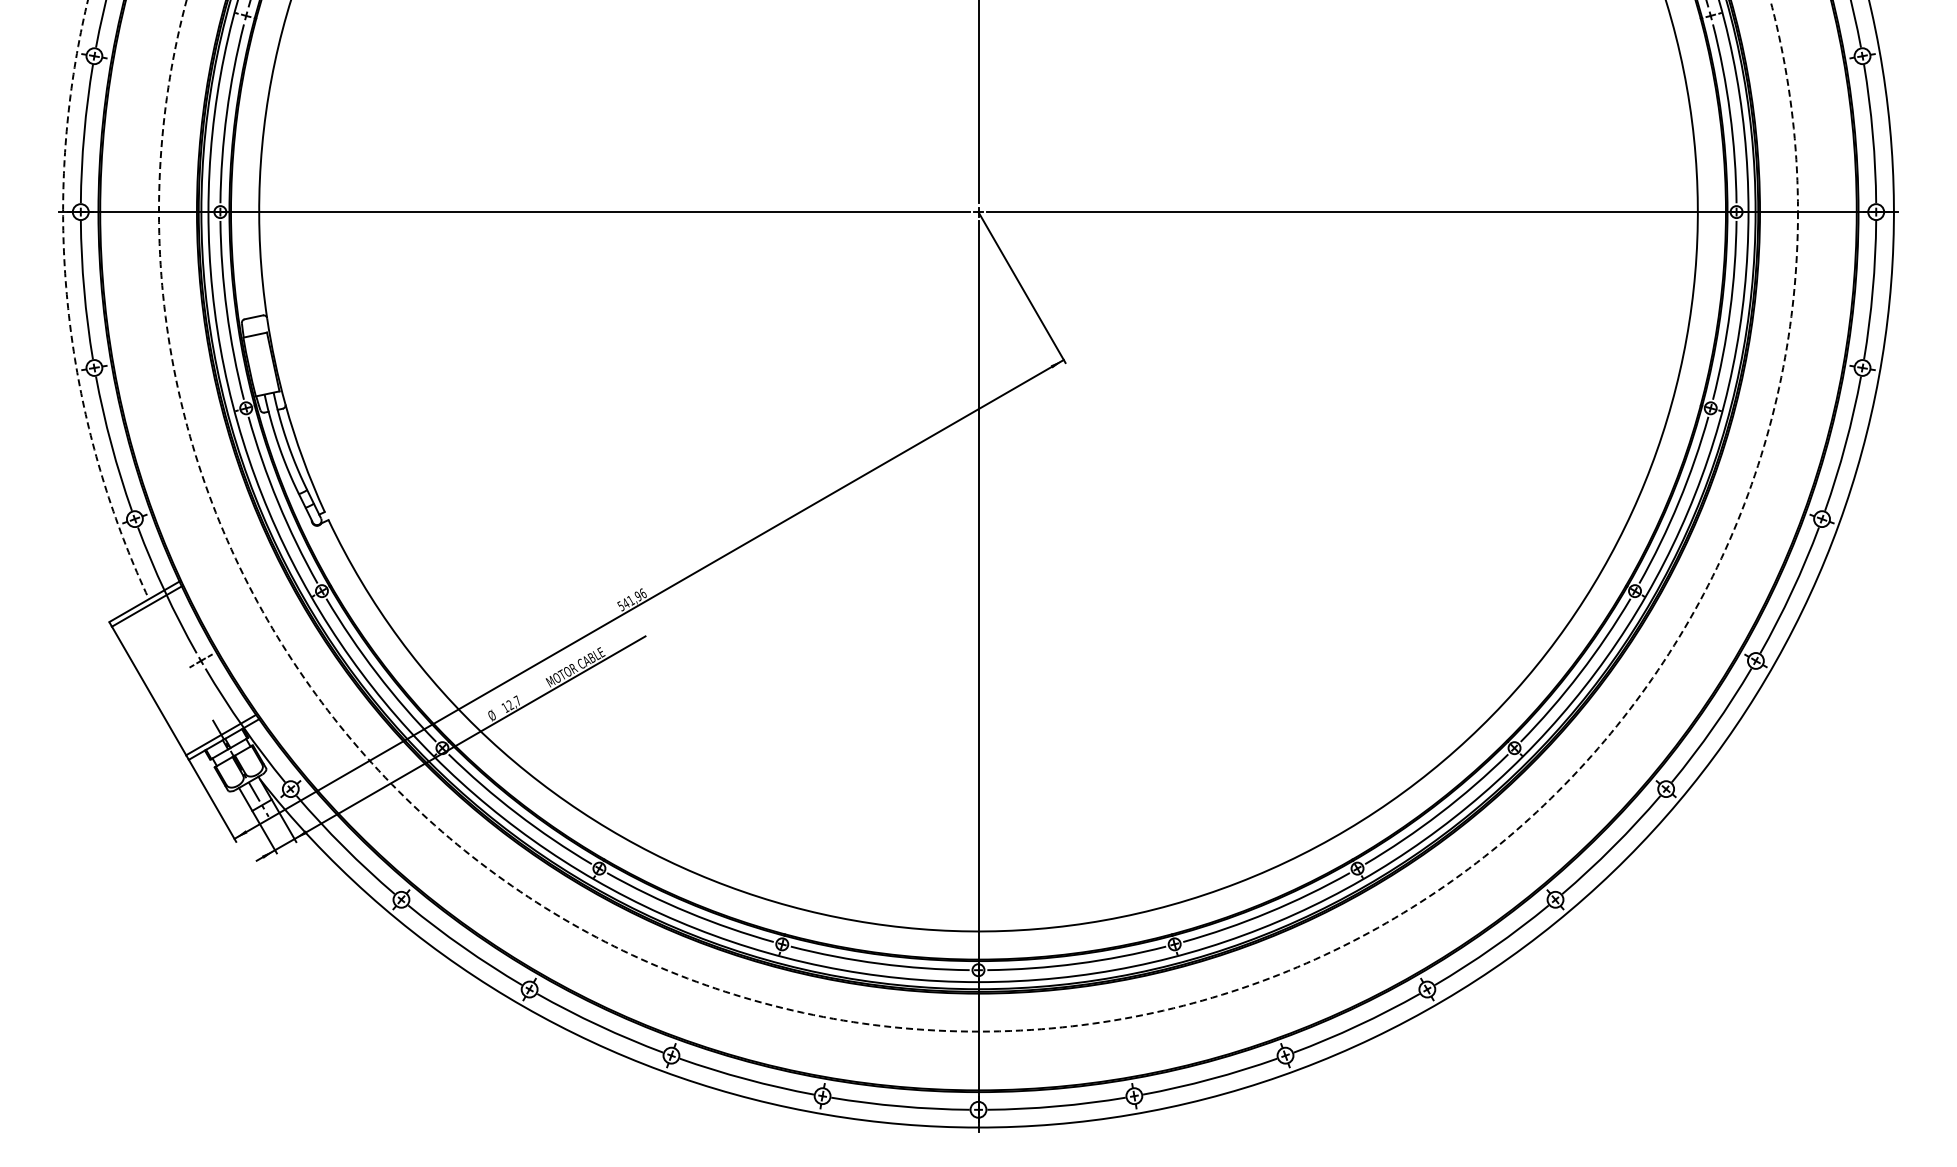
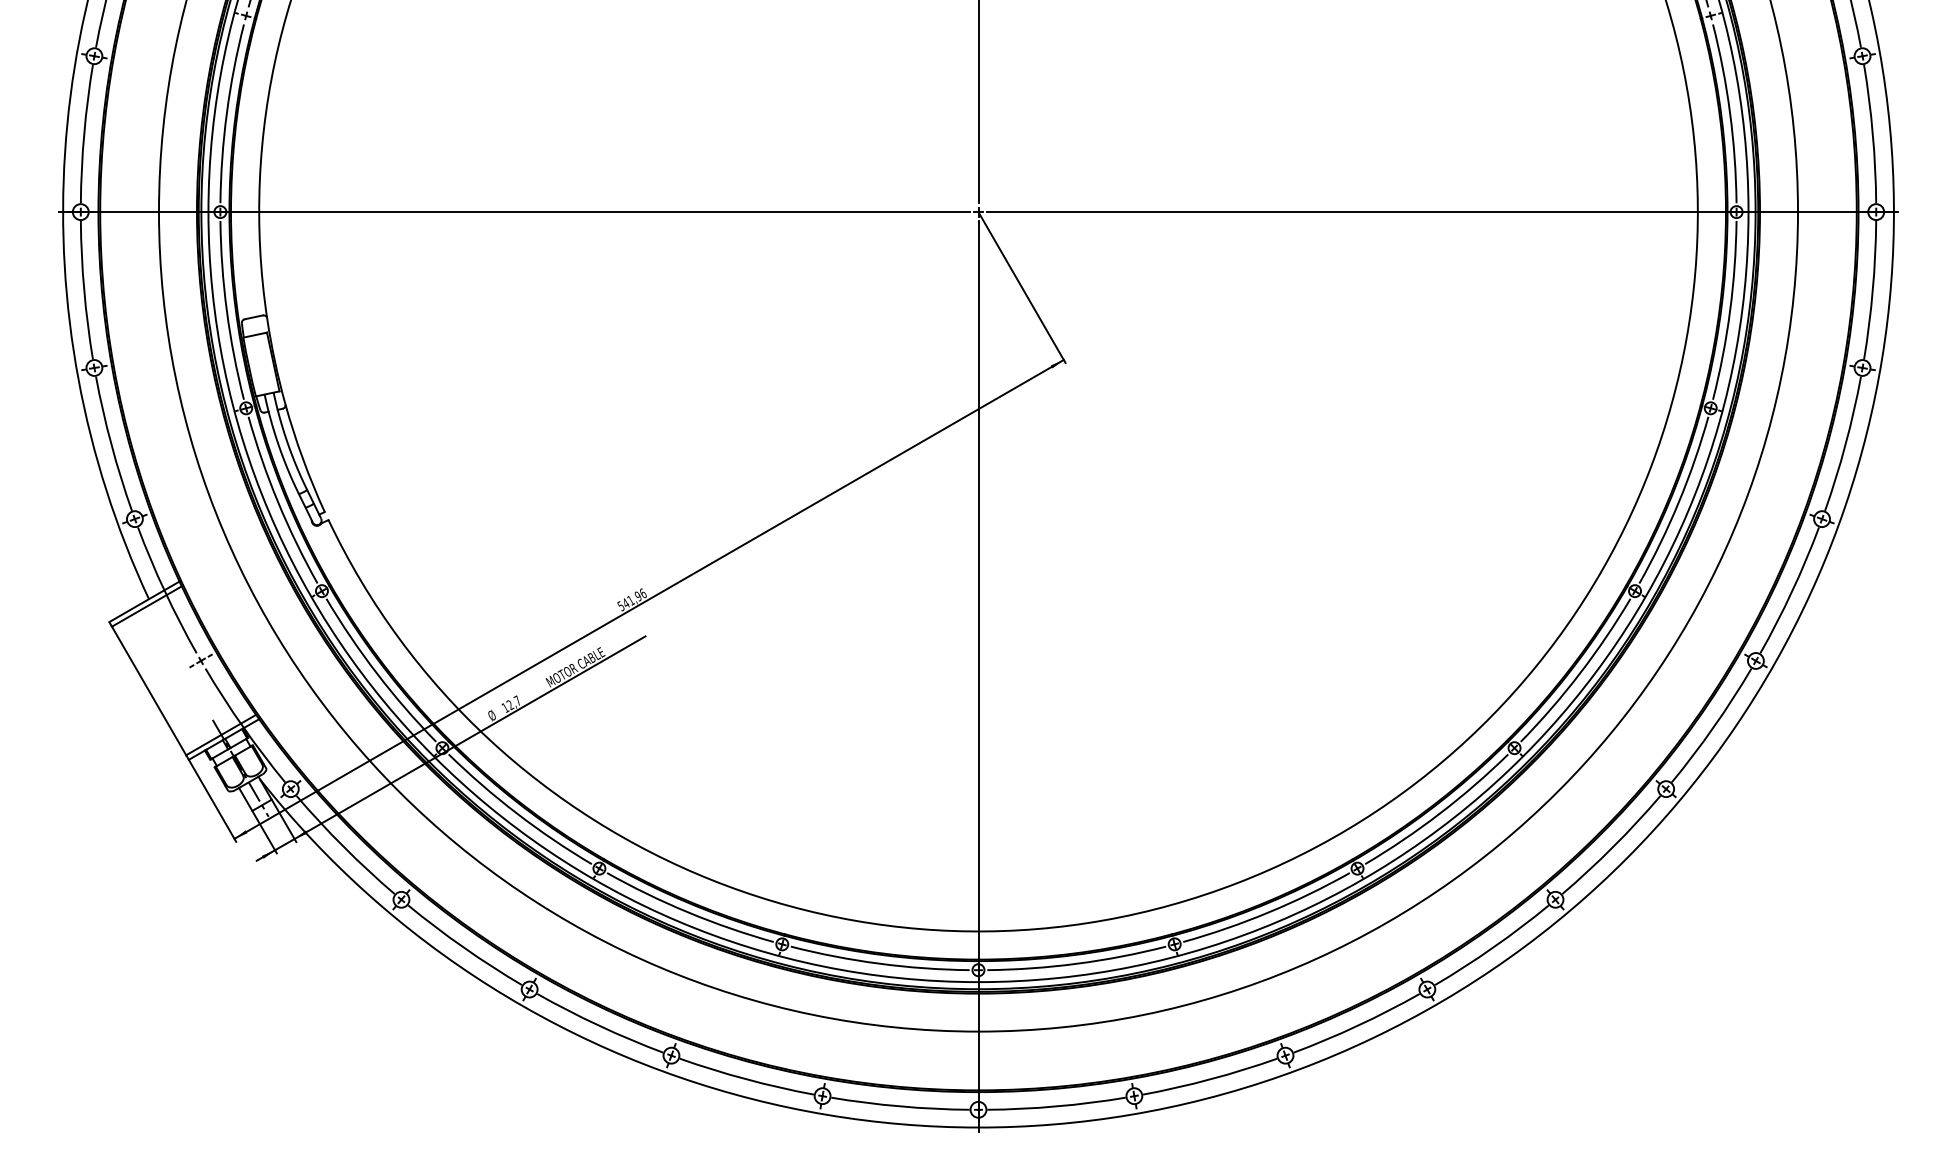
arc: dashed -> solid (67, 304)
circle: dashed -> solid (978, 515)
